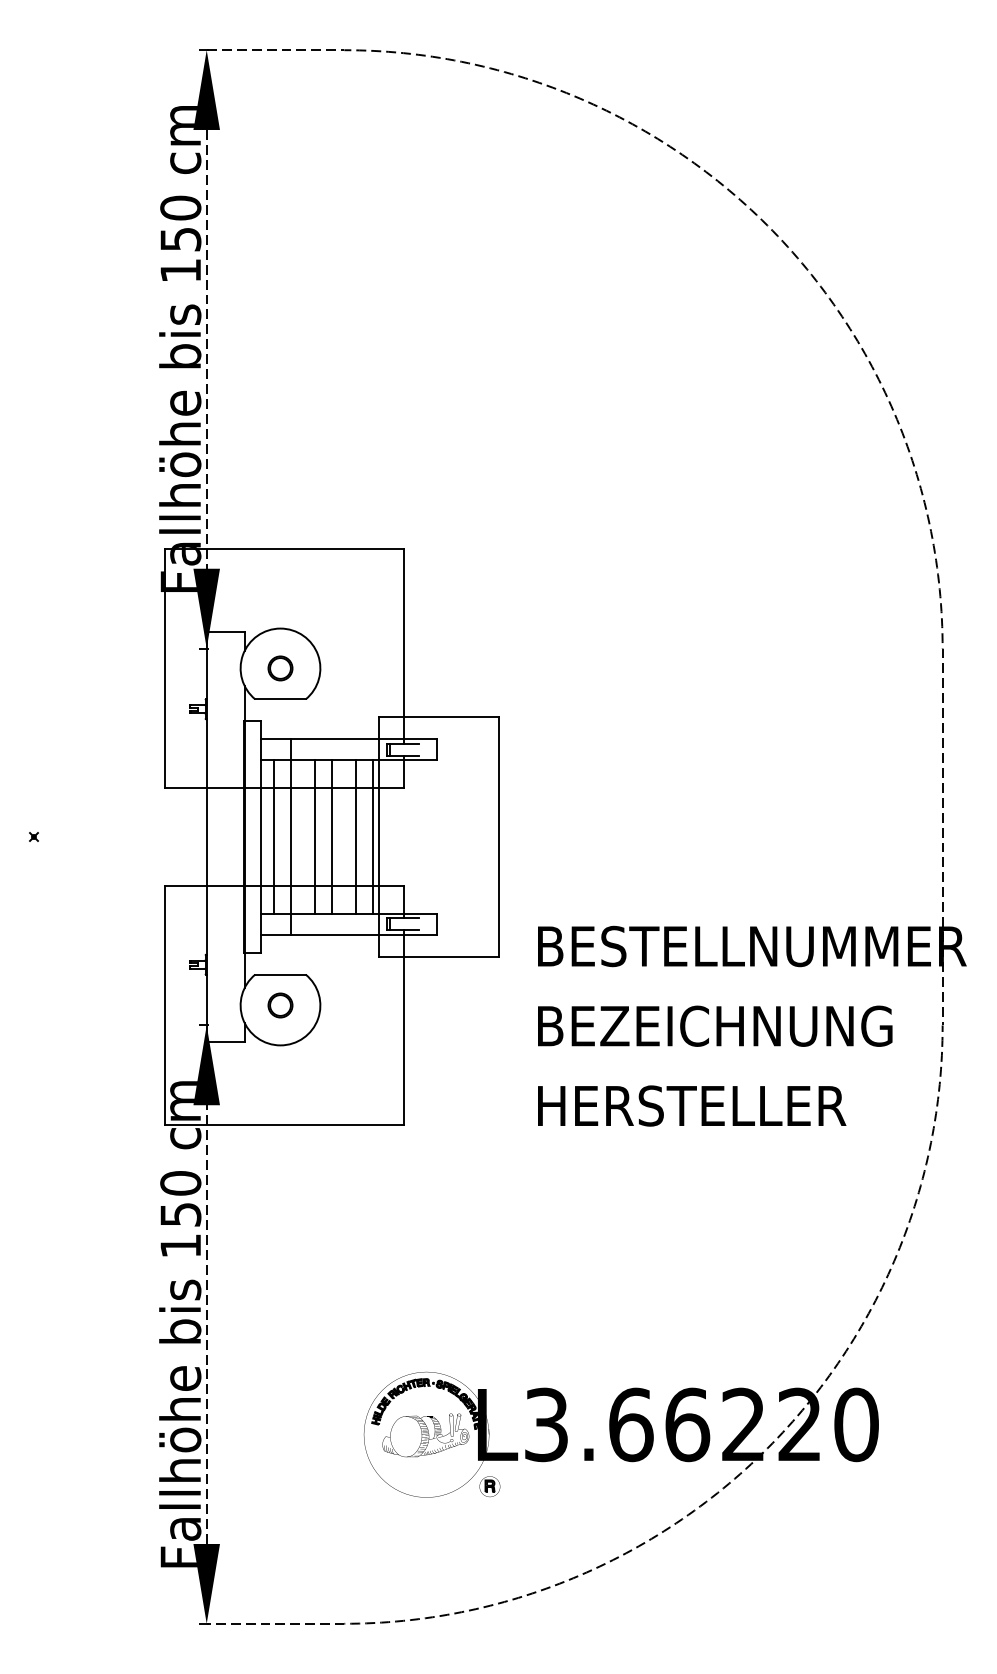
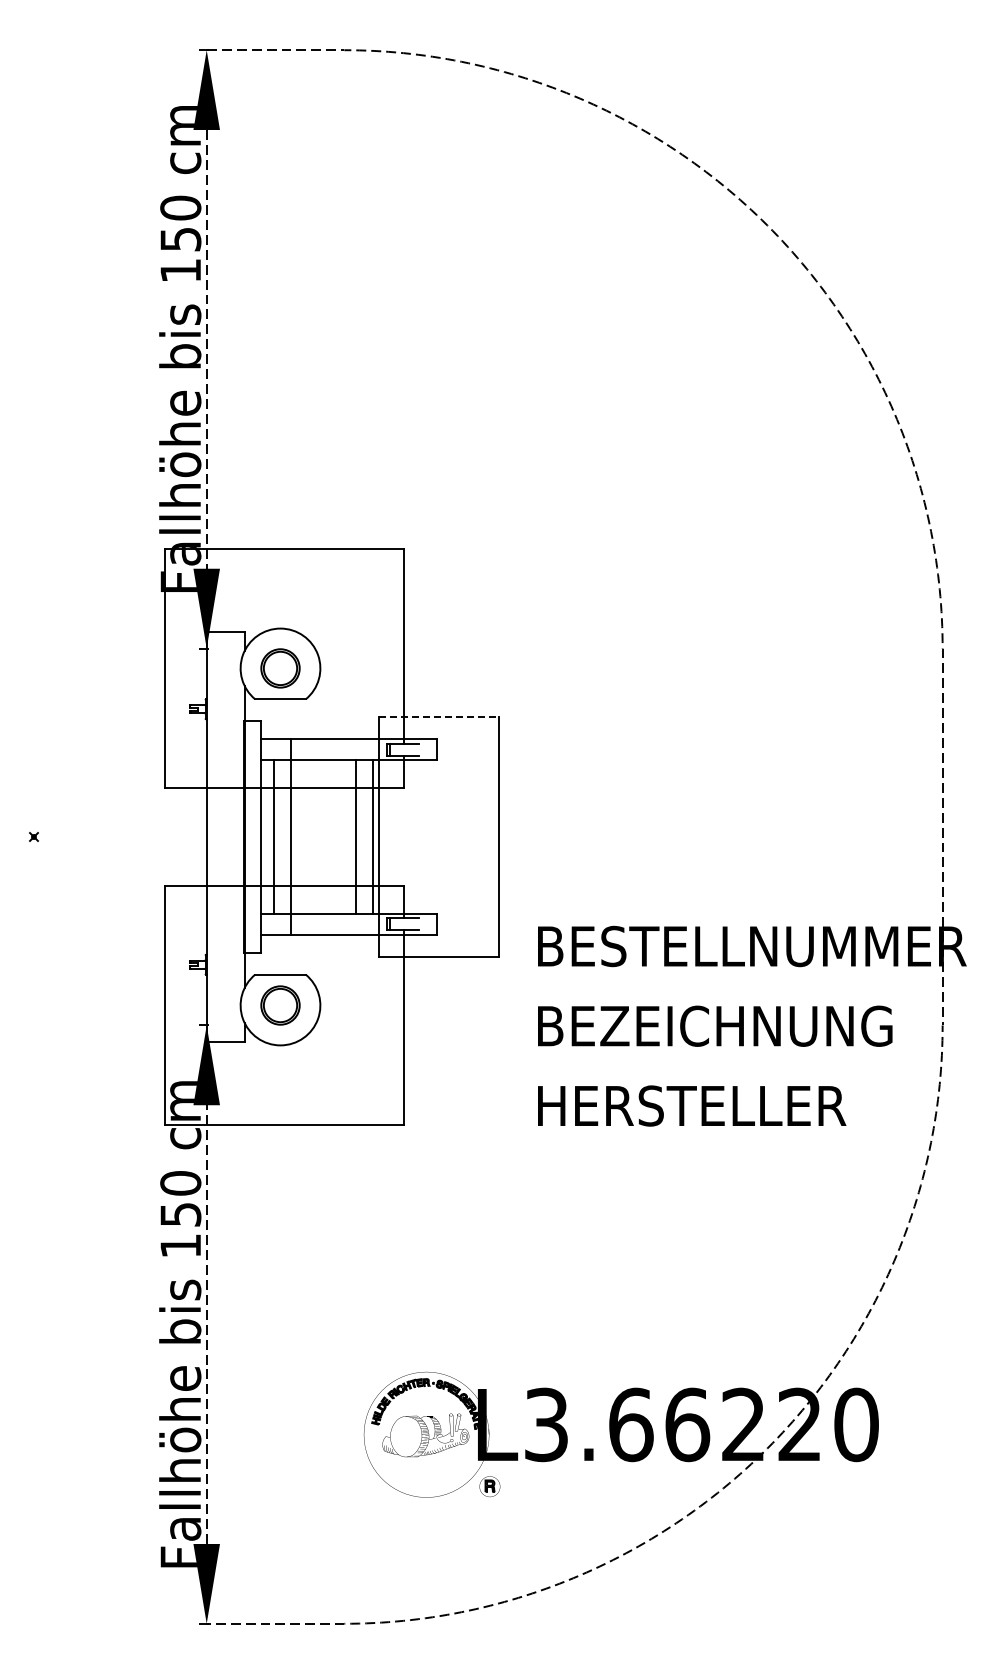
circle size: 27x27 px -> 41x41 px (280, 668)
line: solid -> dashed (439, 717)
line: present -> none (315, 836)
line: present -> none (332, 836)
circle size: 27x27 px -> 41x41 px (280, 1005)
